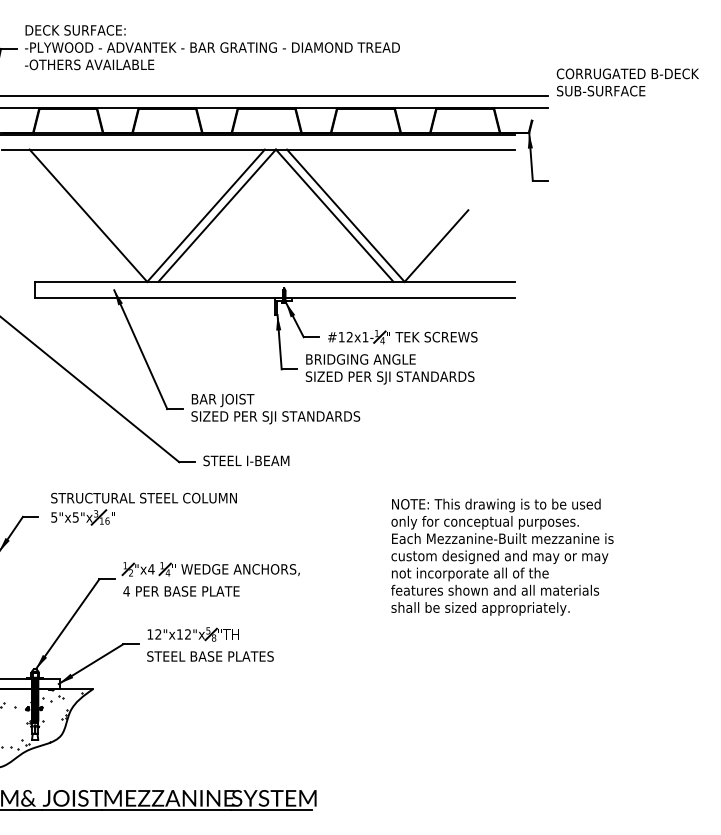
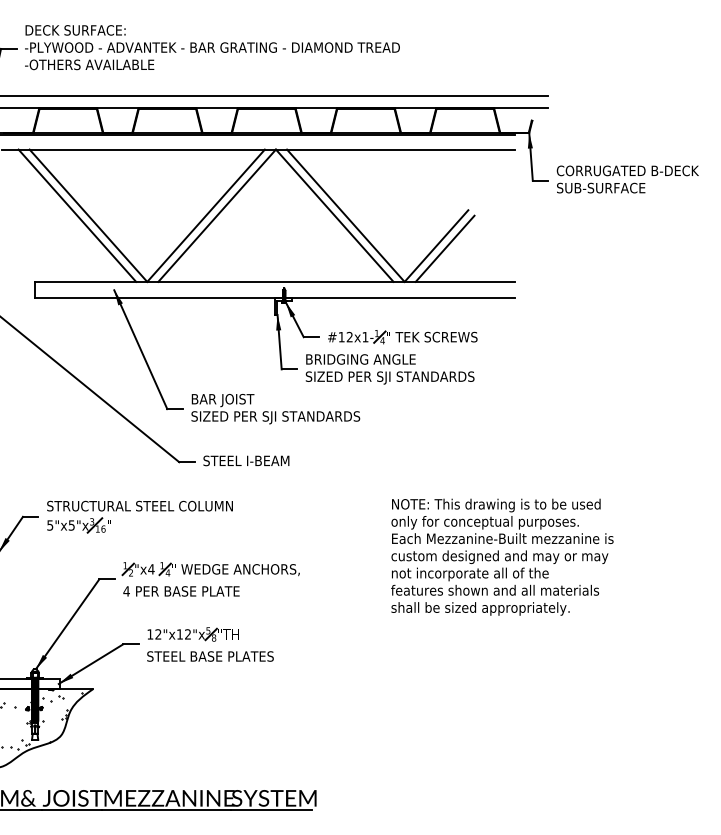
text position: (627, 82) -> (627, 179) (627, 179)
line: none -> present (77, 215)
line: none -> present (444, 248)
part position: (143, 508) -> (139, 516) (139, 516)
